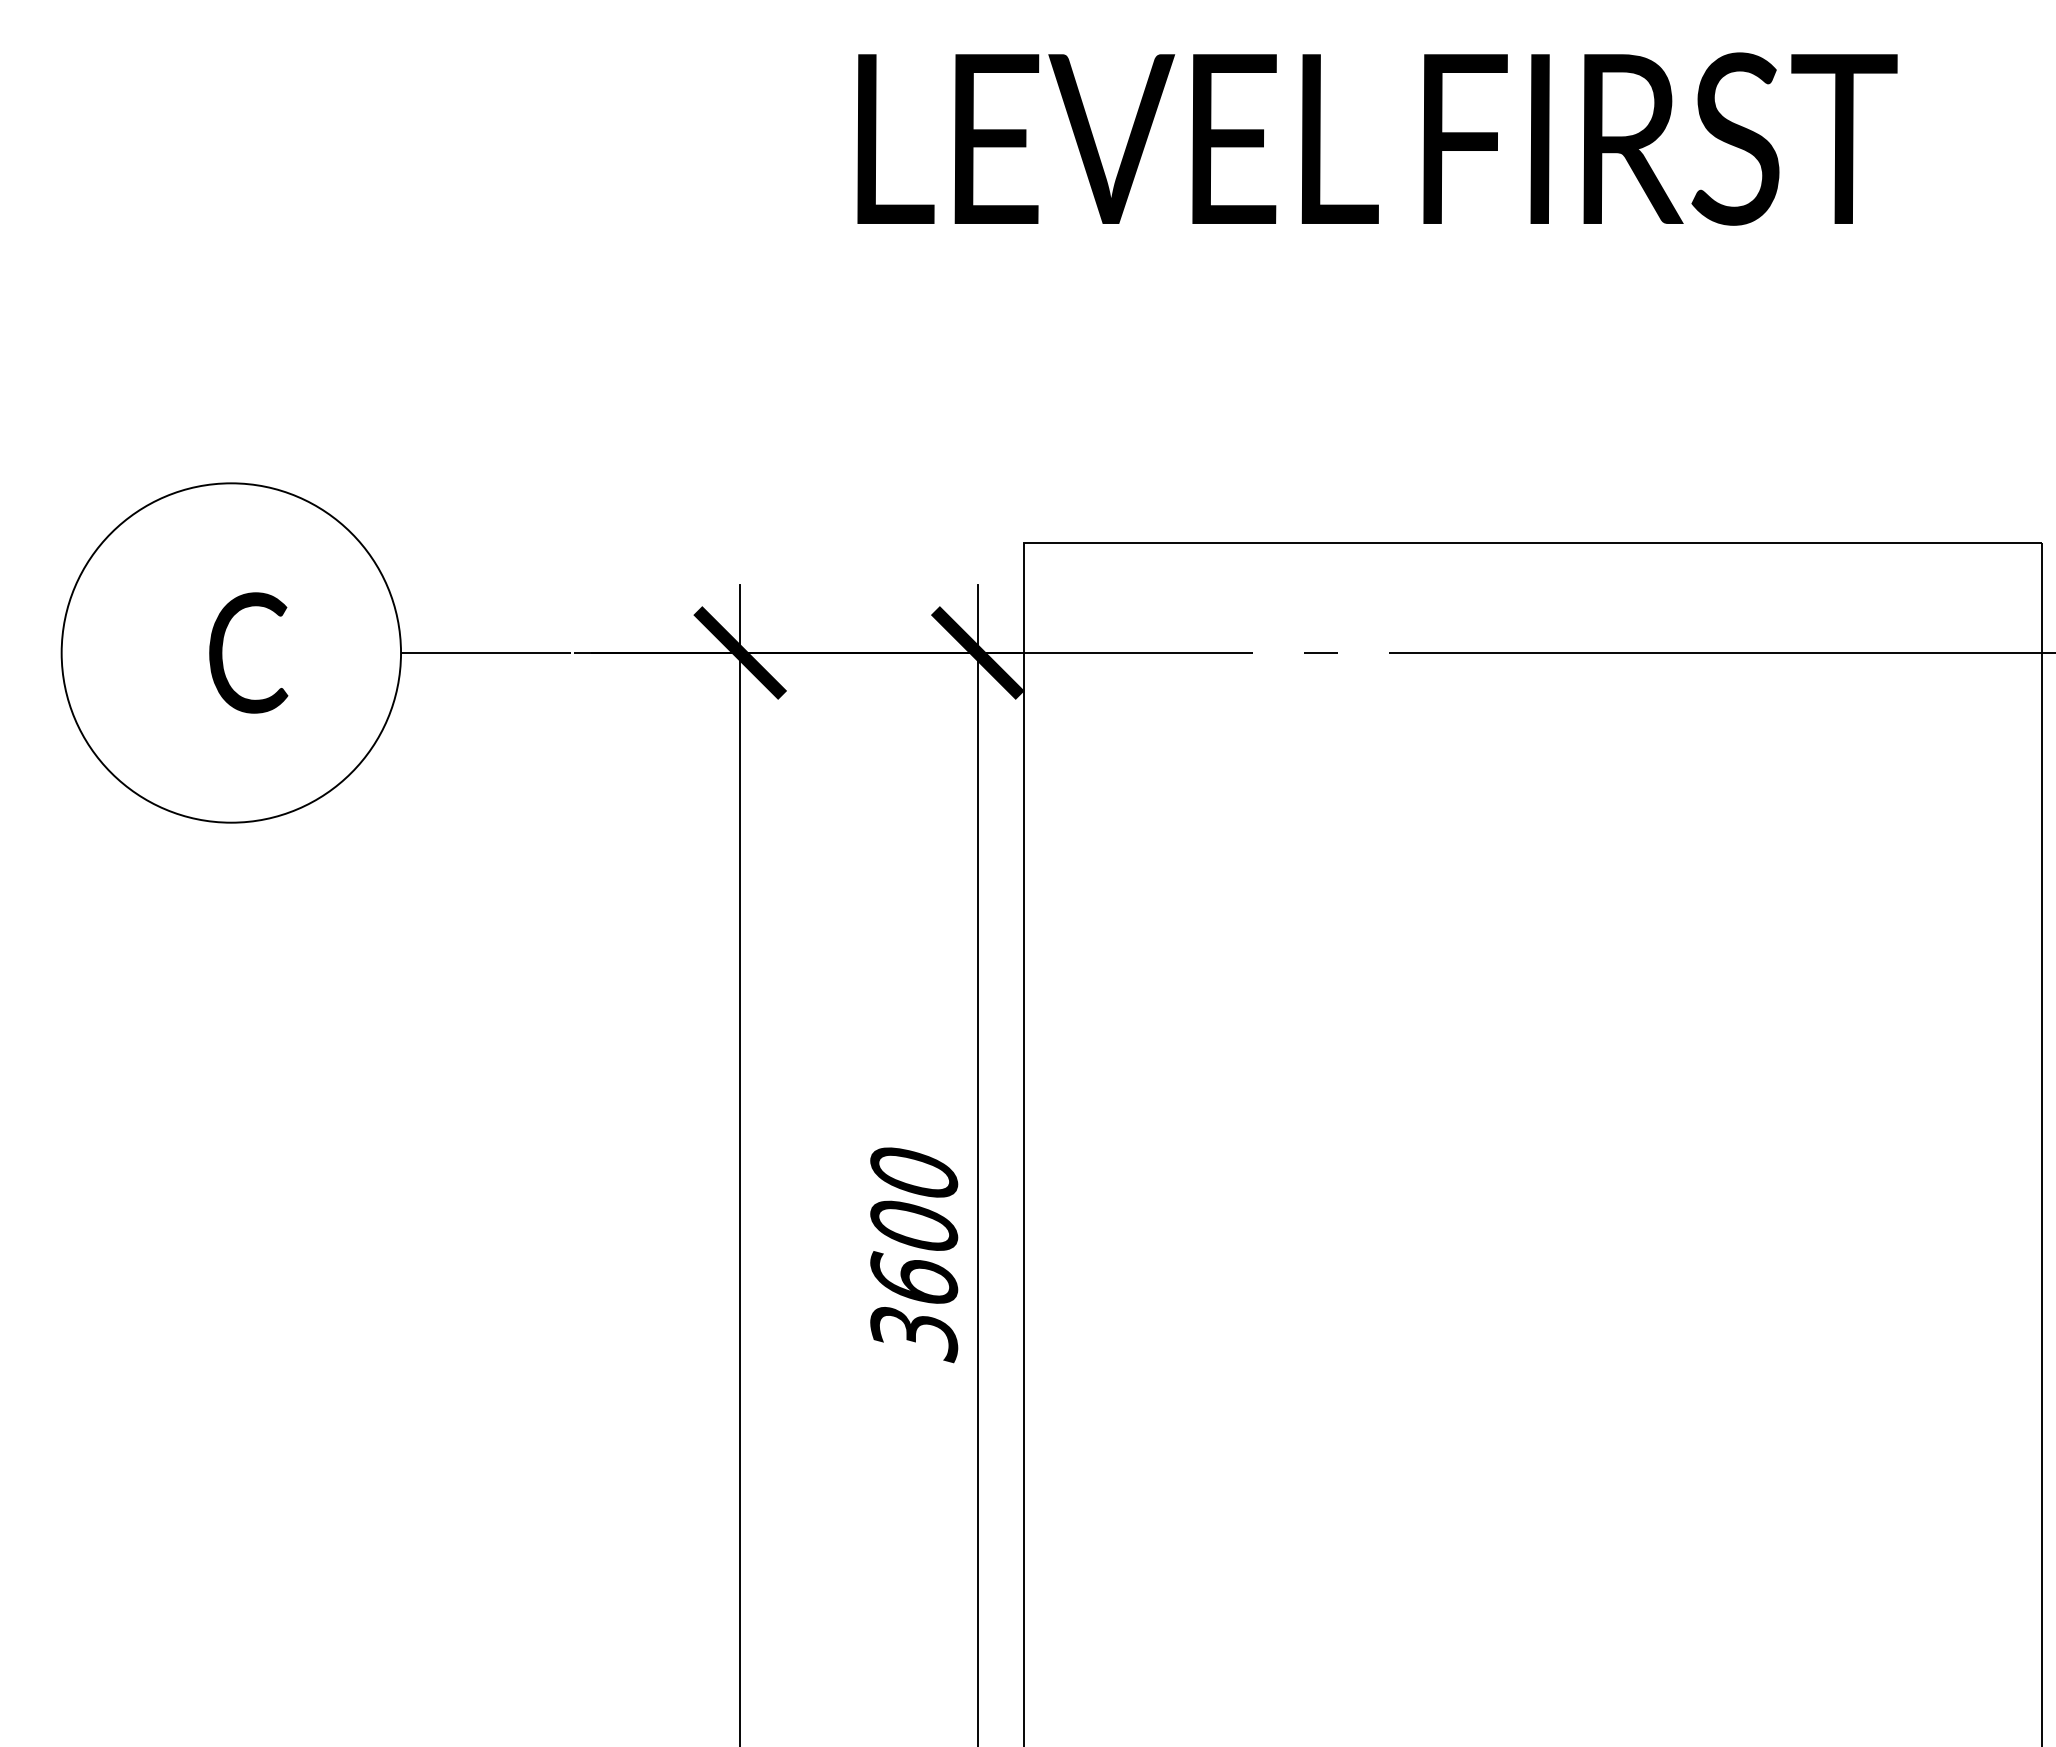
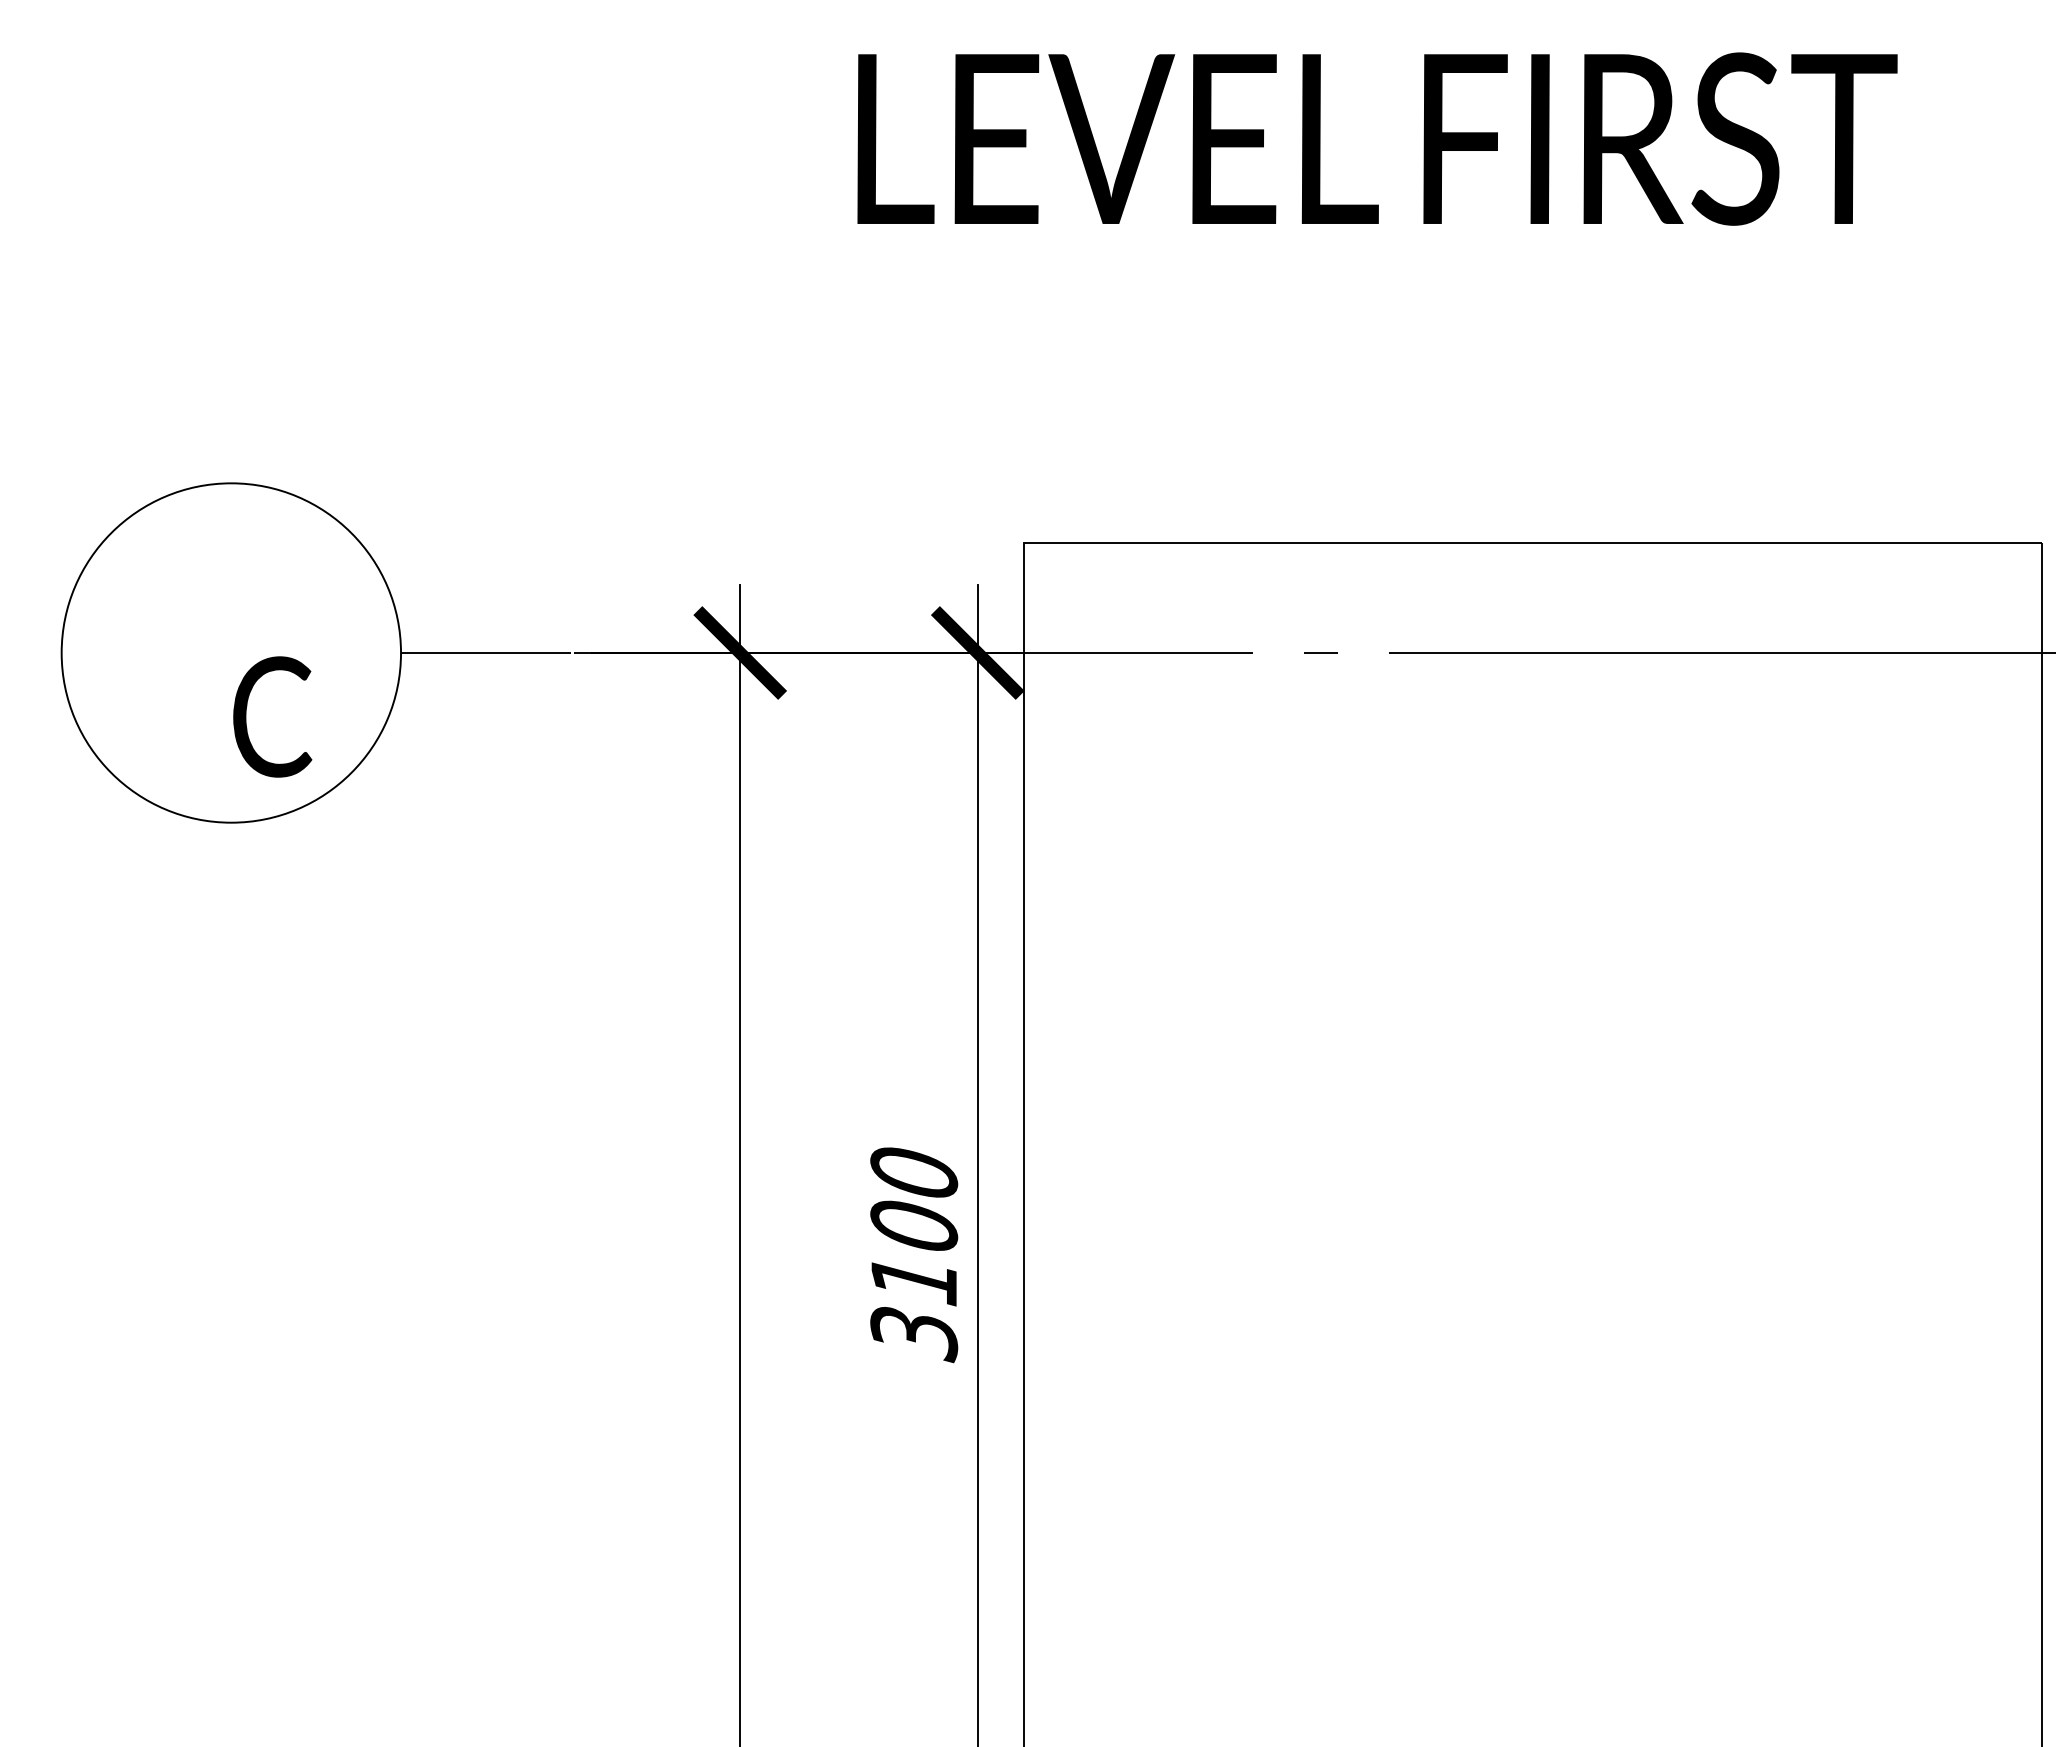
text position: (248, 652) -> (272, 716) (272, 716)
text: 3600 -> 3100 (914, 1278)
